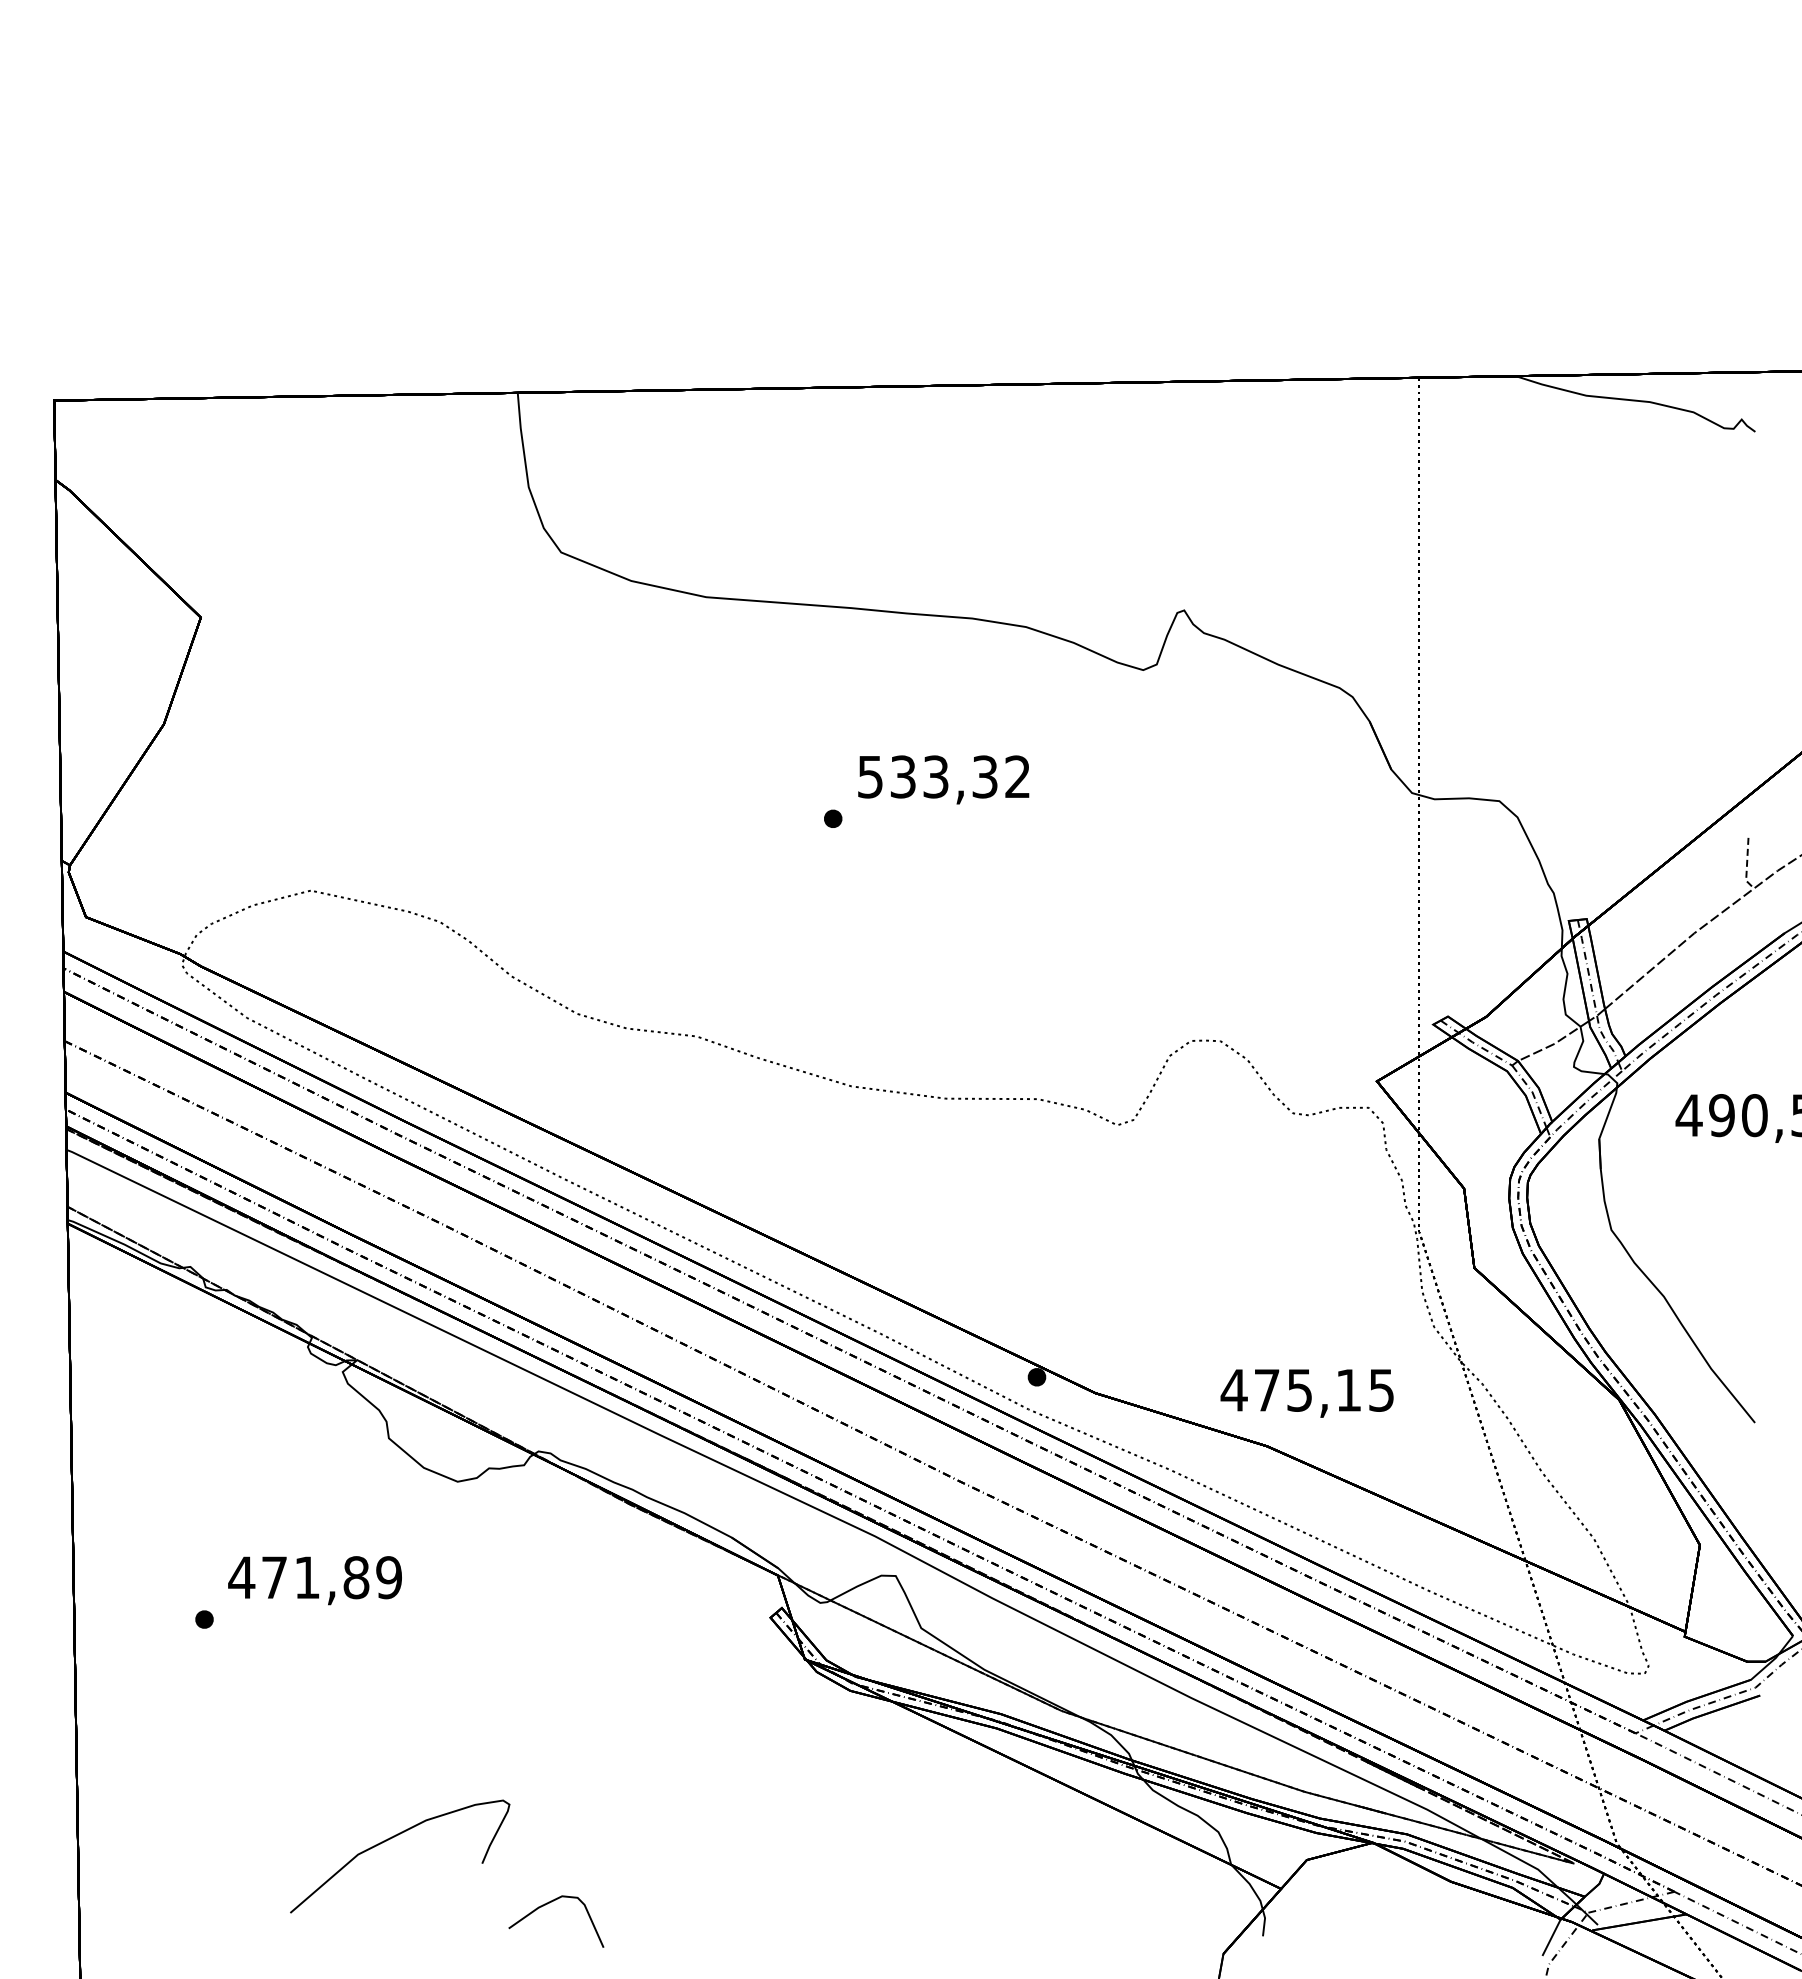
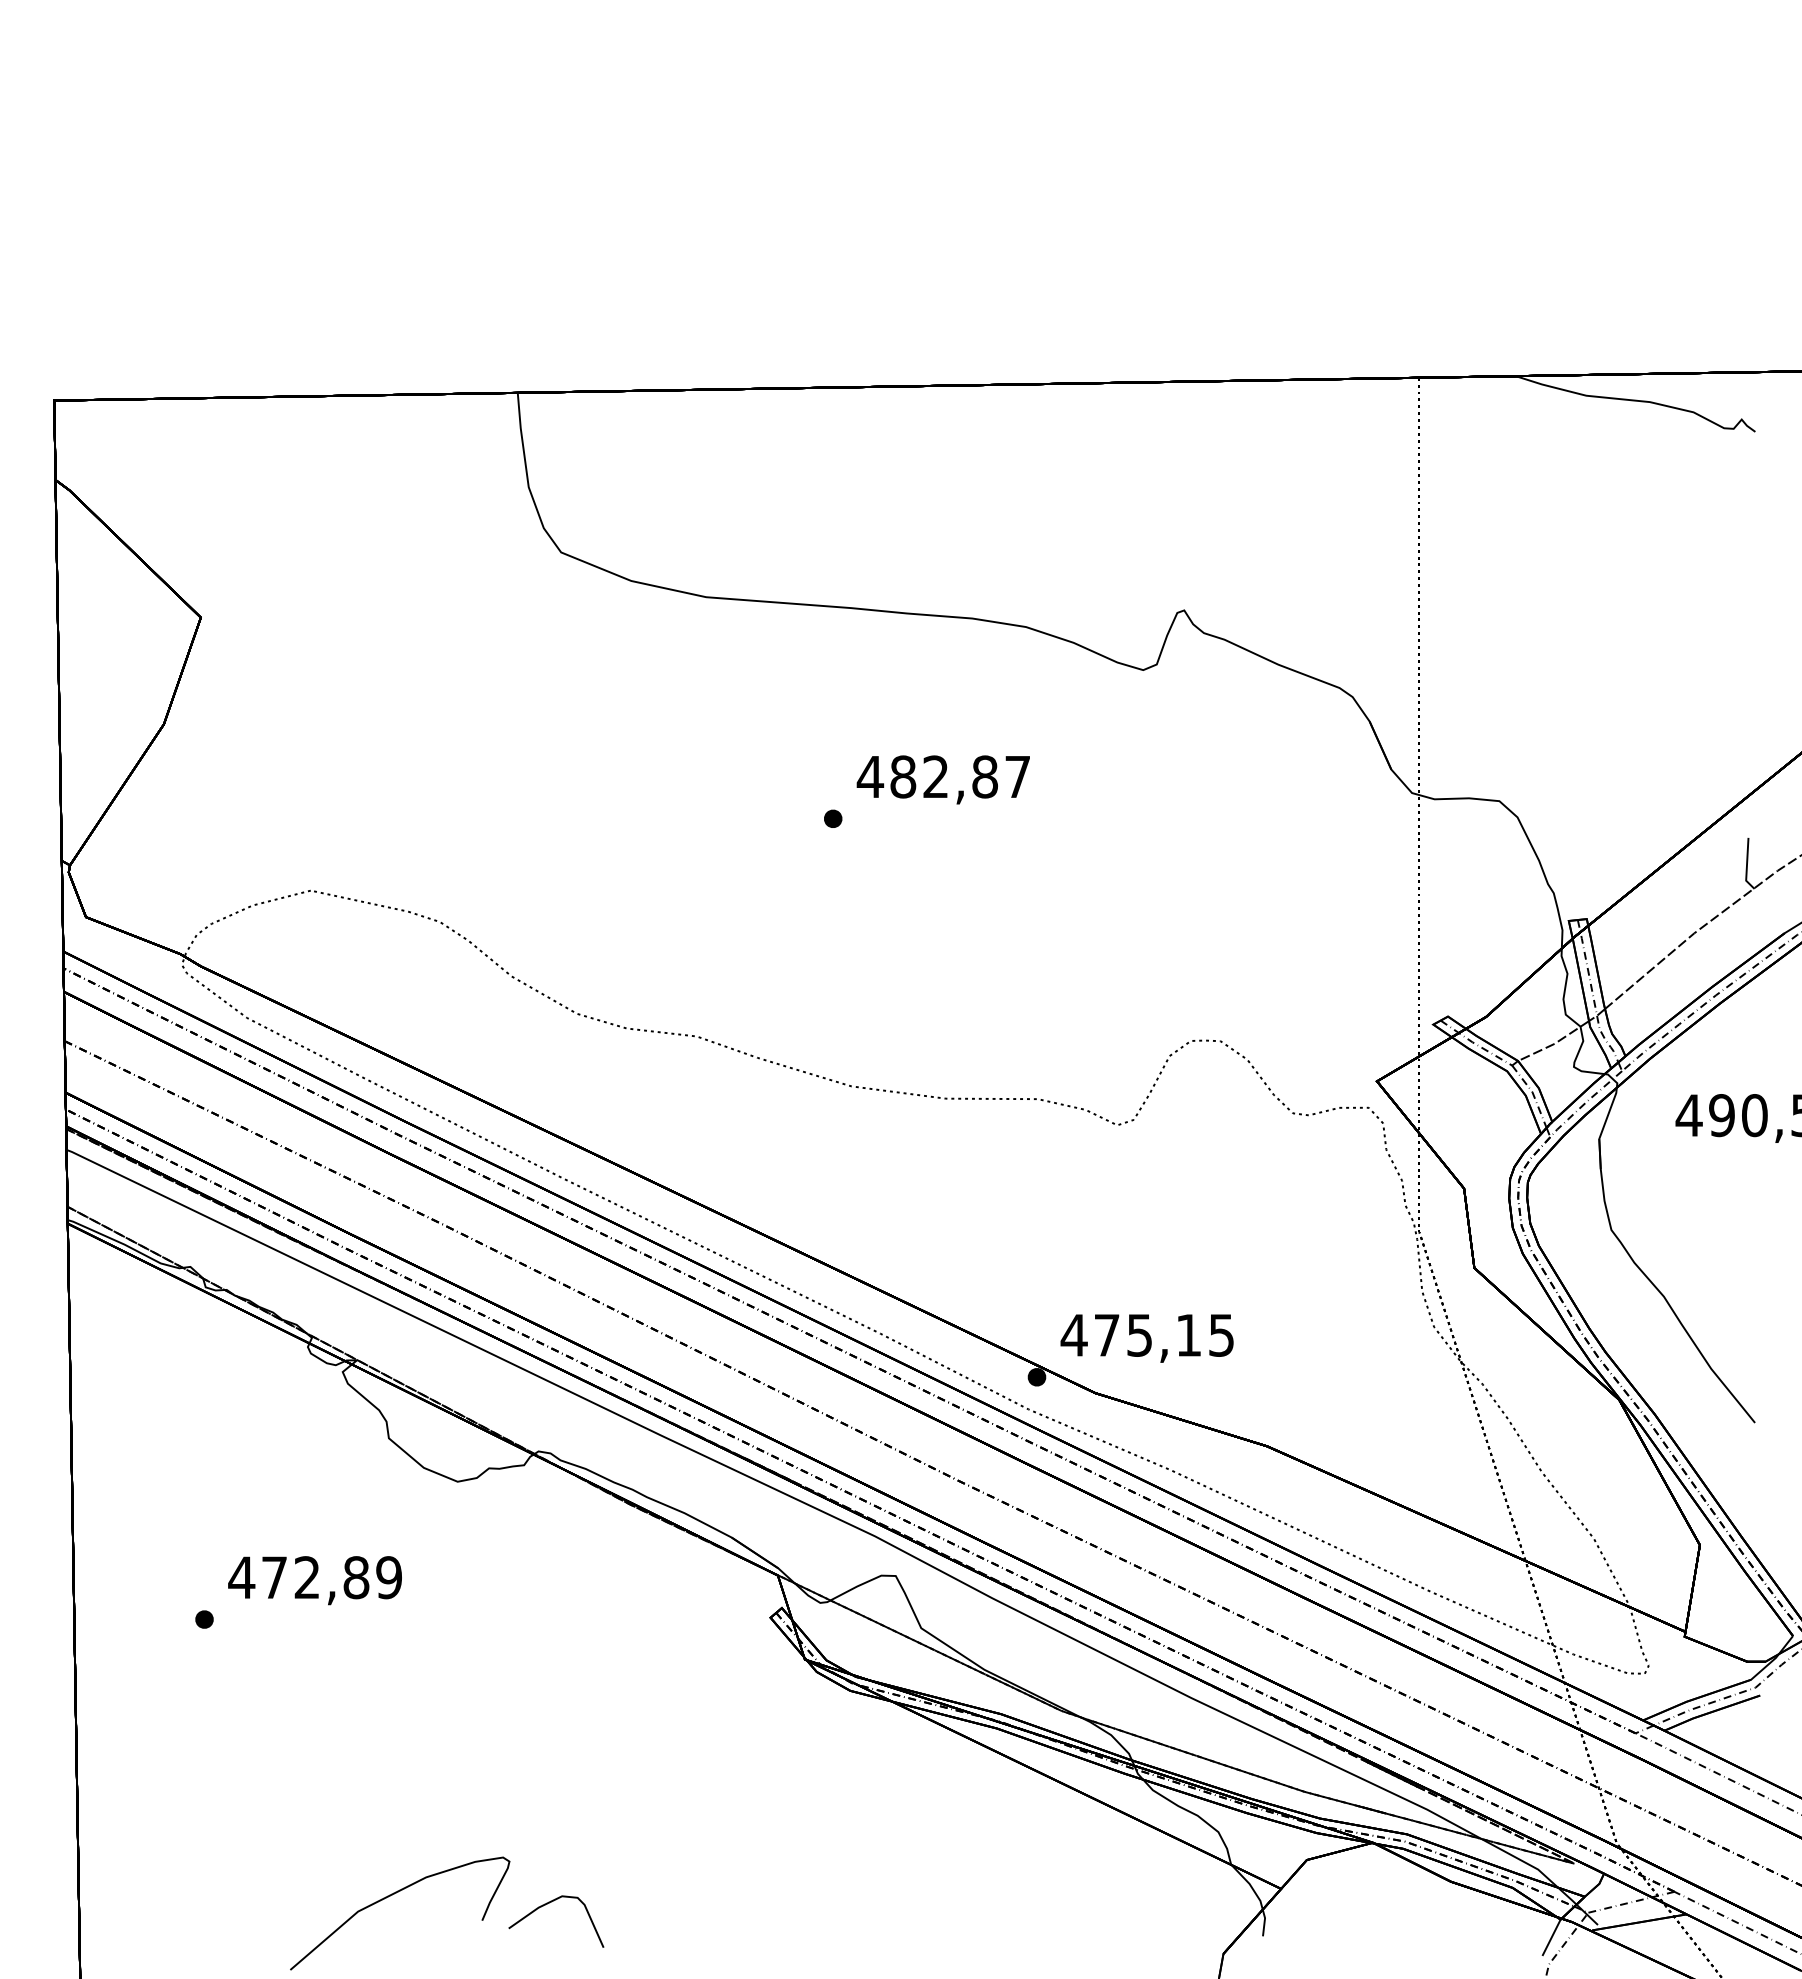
text: 533,32 -> 482,87 (942, 776)
line: dashed -> solid (1746, 865)
text position: (1306, 1393) -> (1146, 1338) (1146, 1338)
text: 471,89 -> 472,89 (306, 1577)
curve position: (392, 1838) -> (392, 1895) (392, 1895)
